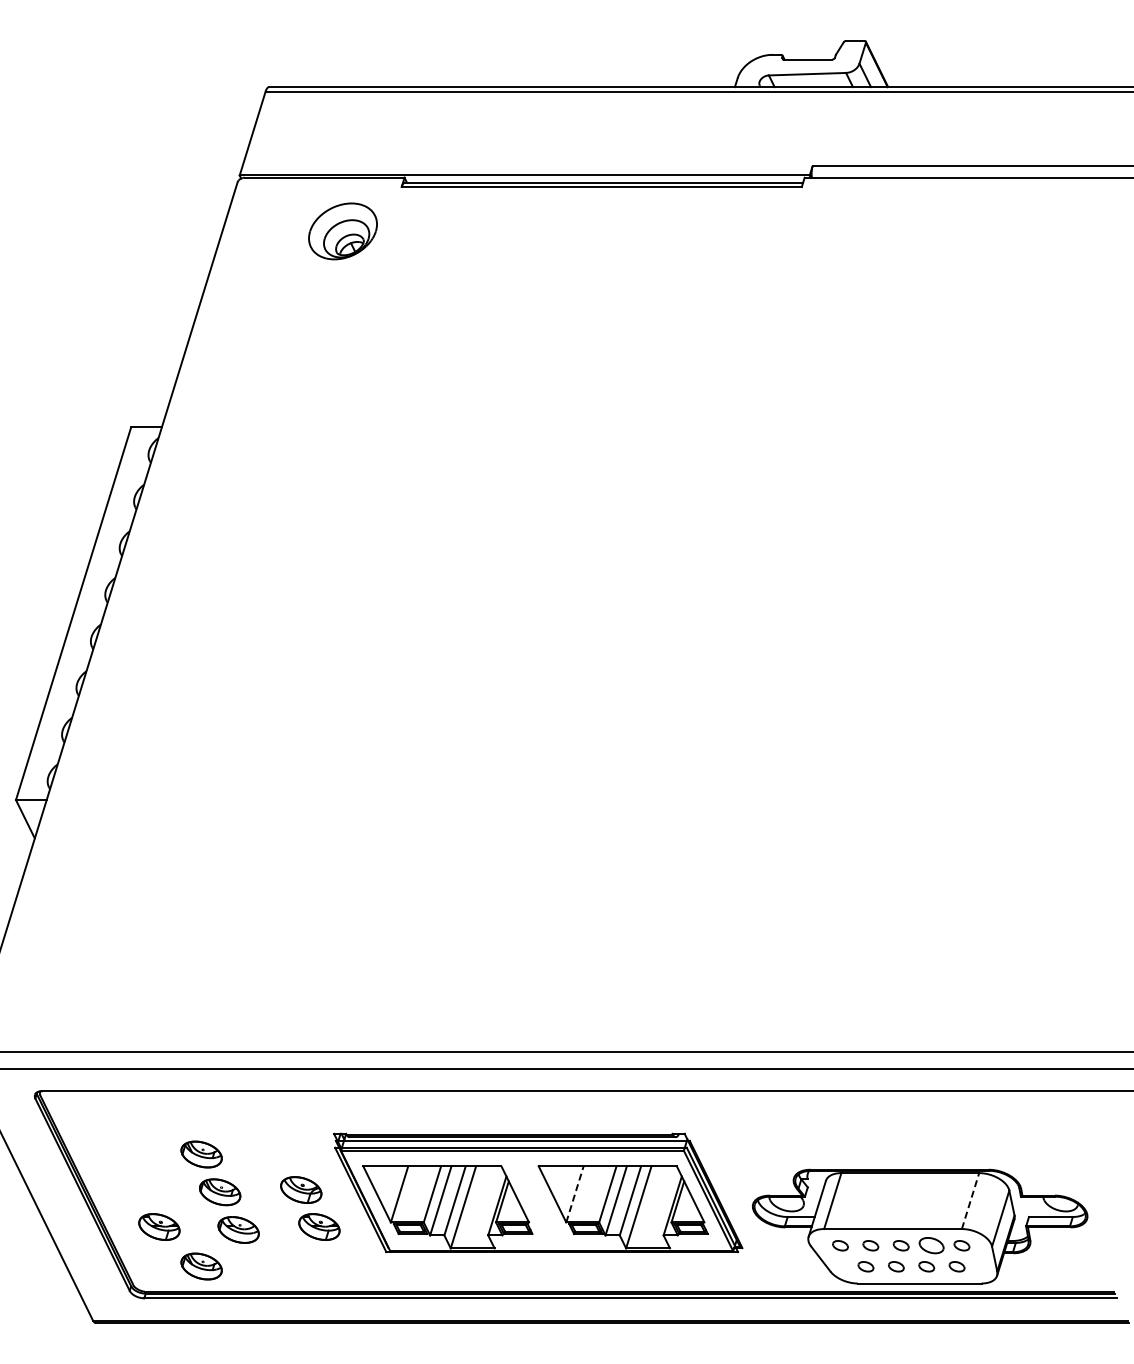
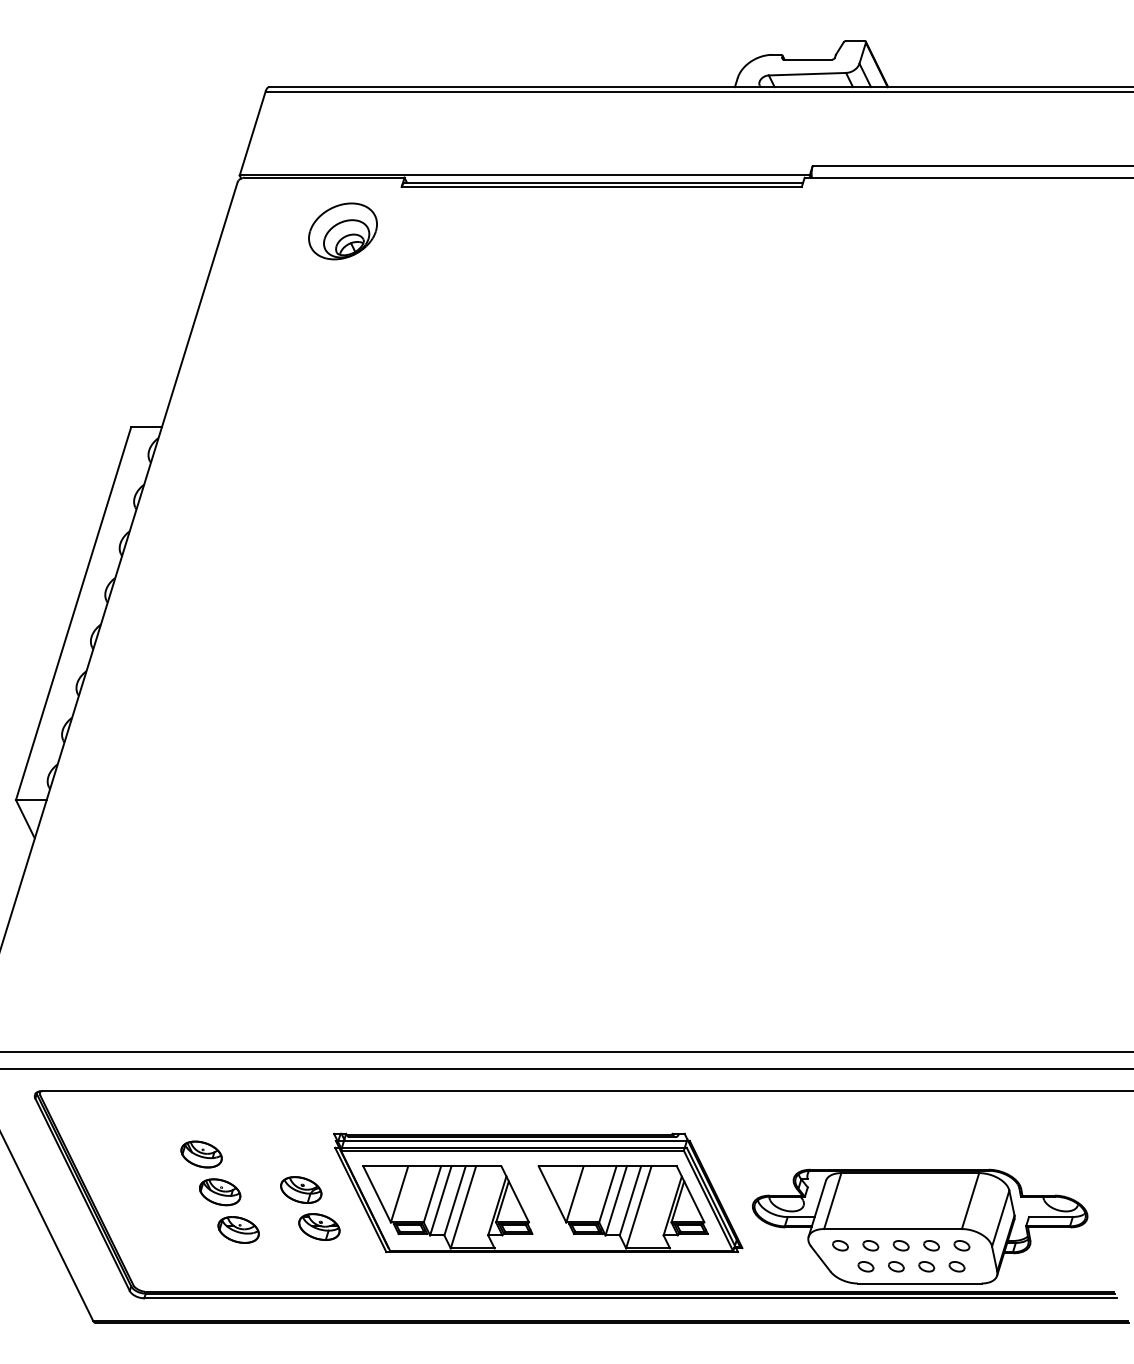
line: dashed -> solid (575, 1193)
line: dashed -> solid (970, 1200)
part: present -> none (159, 1226)
part size: 27x18 px -> 17x12 px (931, 1245)
part: present -> none (201, 1266)
